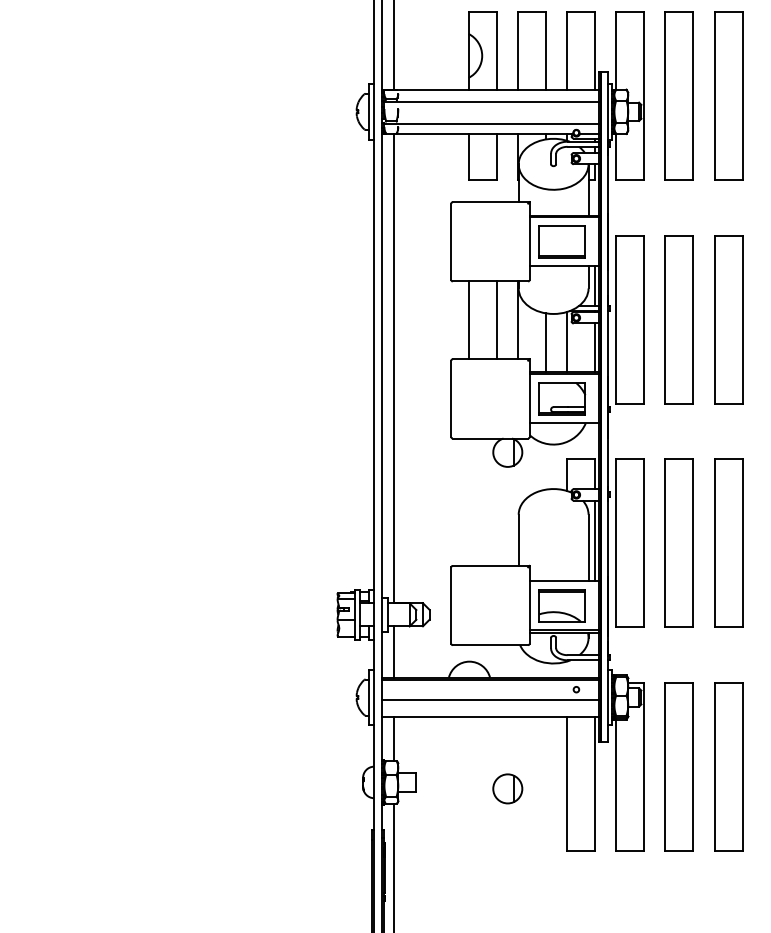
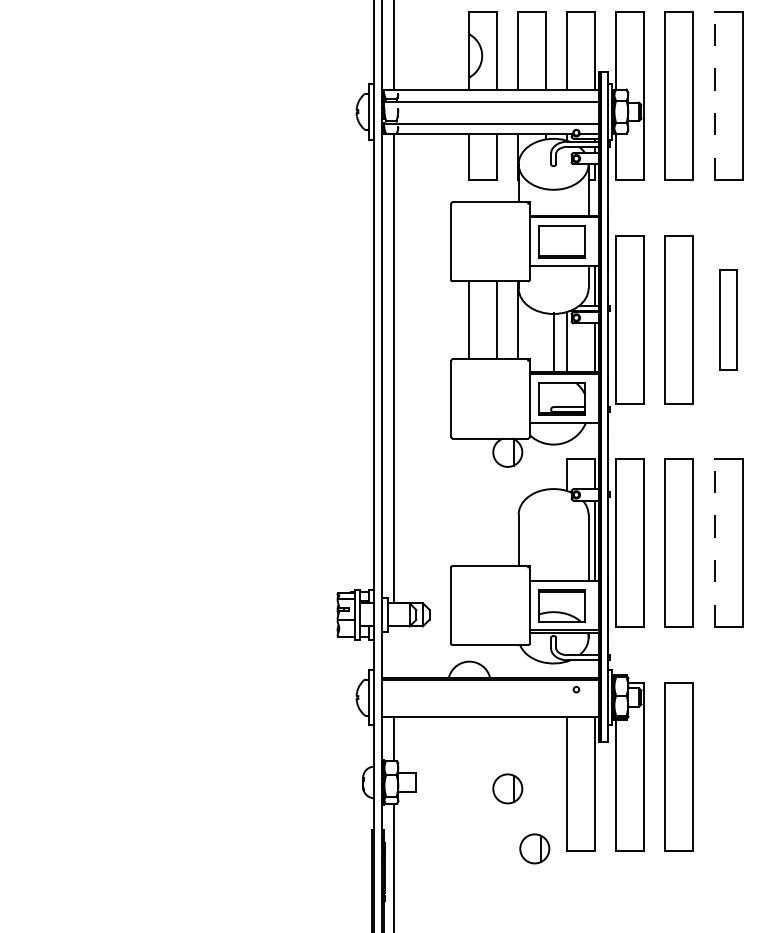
line: solid -> dashed (714, 96)
part size: 30x170 px -> 19x102 px (728, 319)
line position: (545, 342) -> (553, 342) (553, 342)
line: solid -> dashed (714, 543)
line: present -> none (394, 651)
line: present -> none (490, 699)
part: present -> none (728, 766)
part: none -> present (534, 848)
